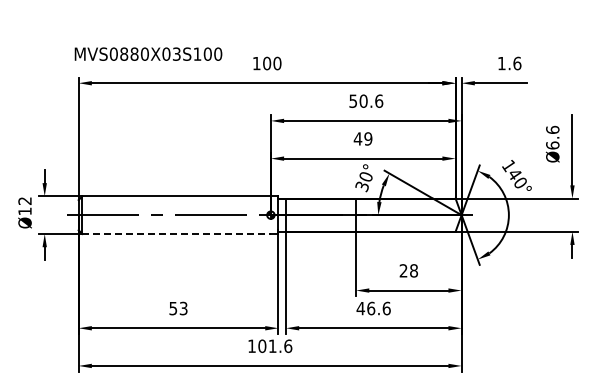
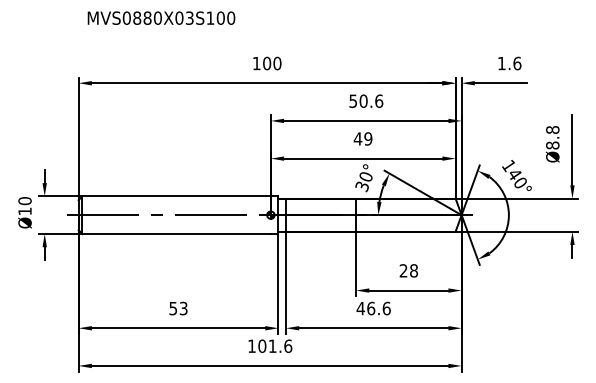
text position: (148, 53) -> (161, 17) (161, 17)
text: Ø6.6 -> Ø8.8 (552, 137)
text: Ø12 -> Ø10 (24, 201)
line: dashed -> solid (177, 234)
